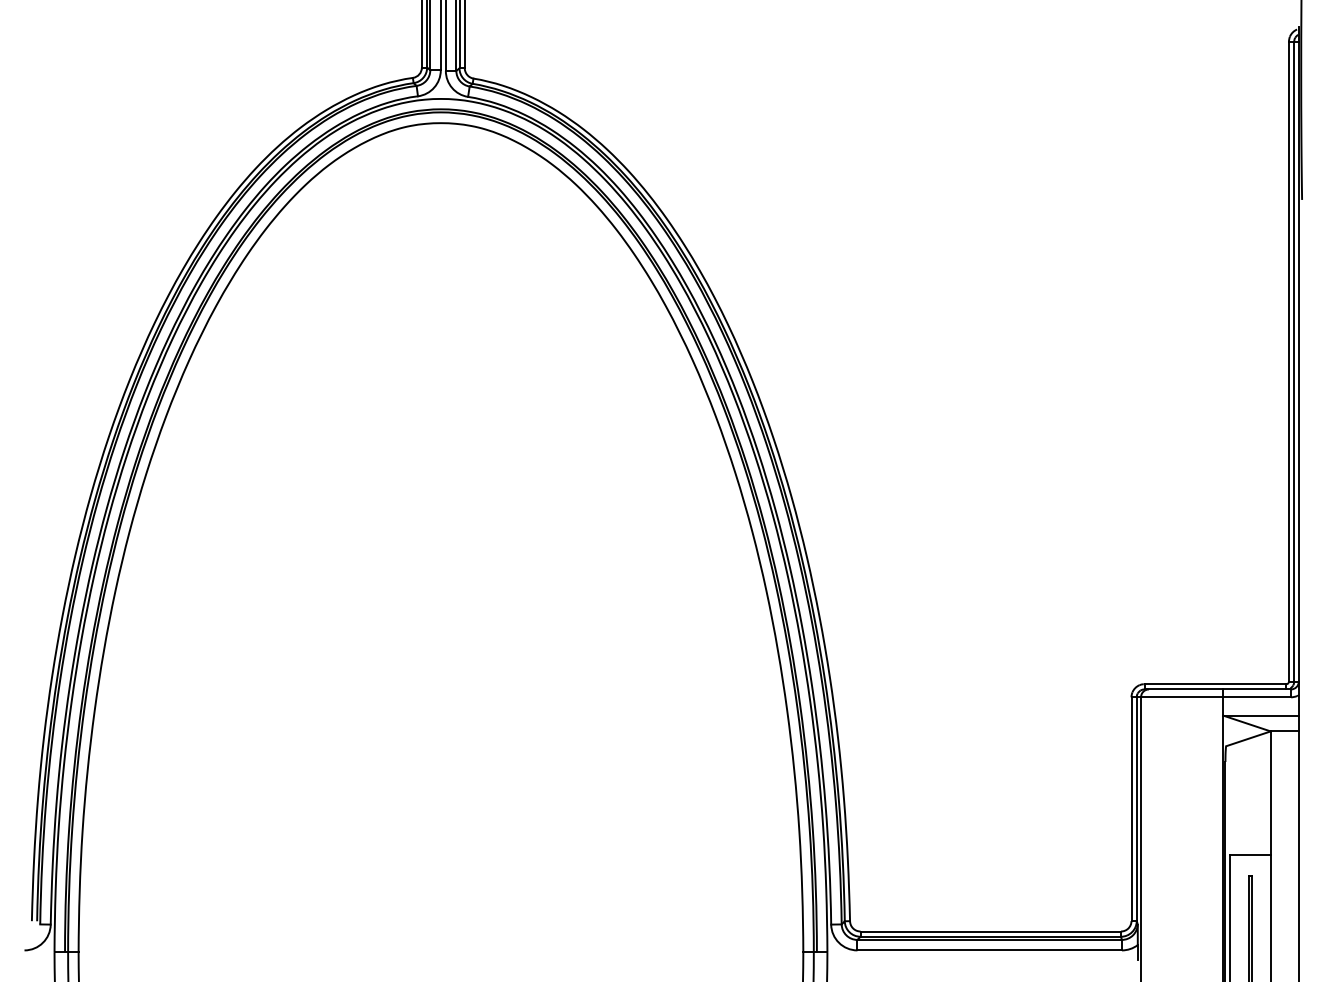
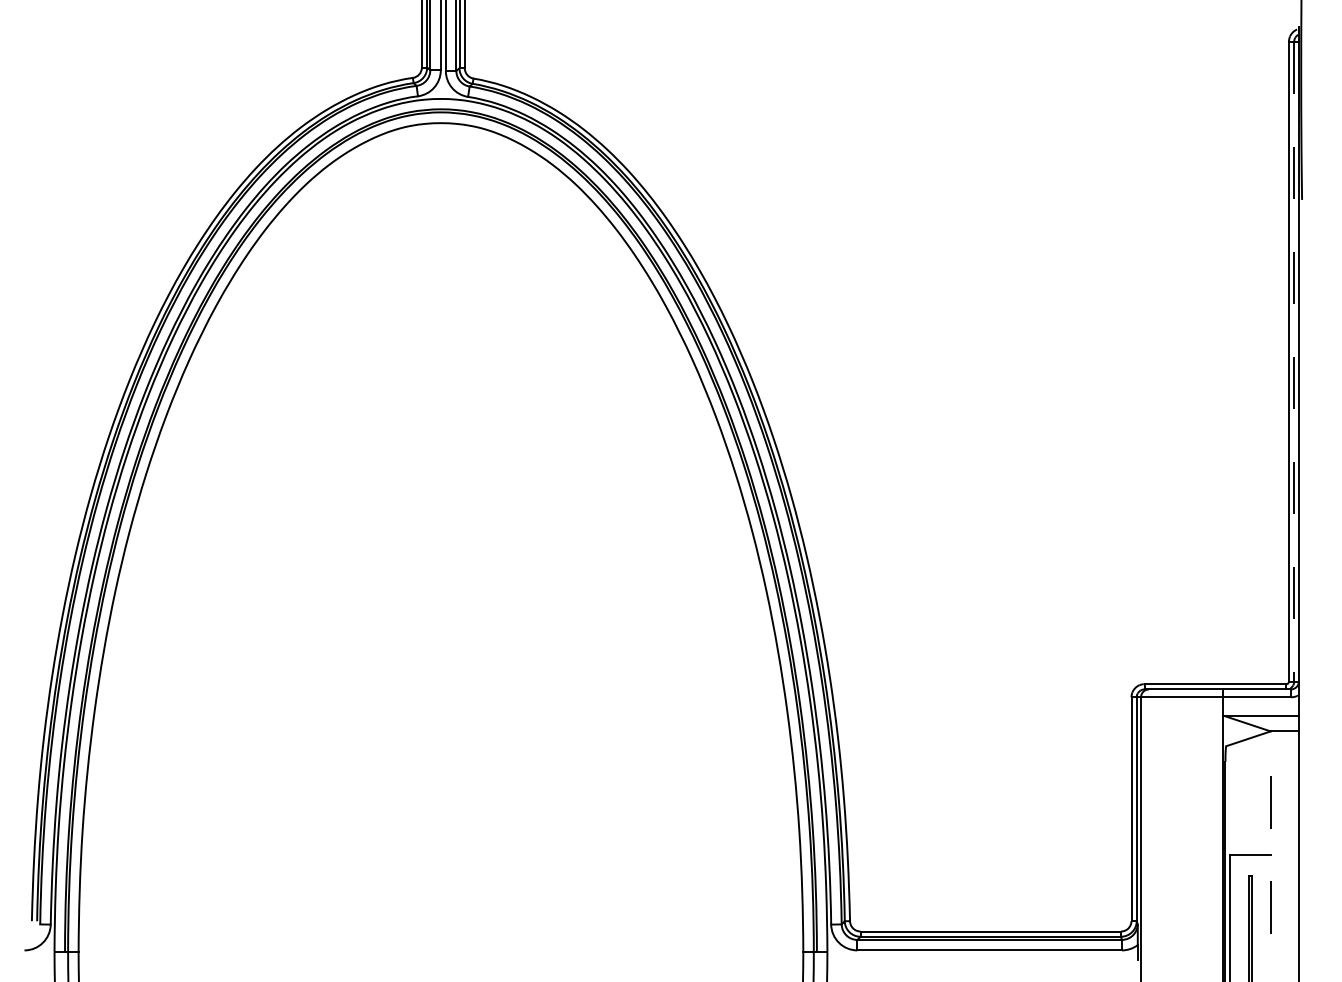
line: solid -> dashed (1294, 361)
line: solid -> dashed (1270, 856)
